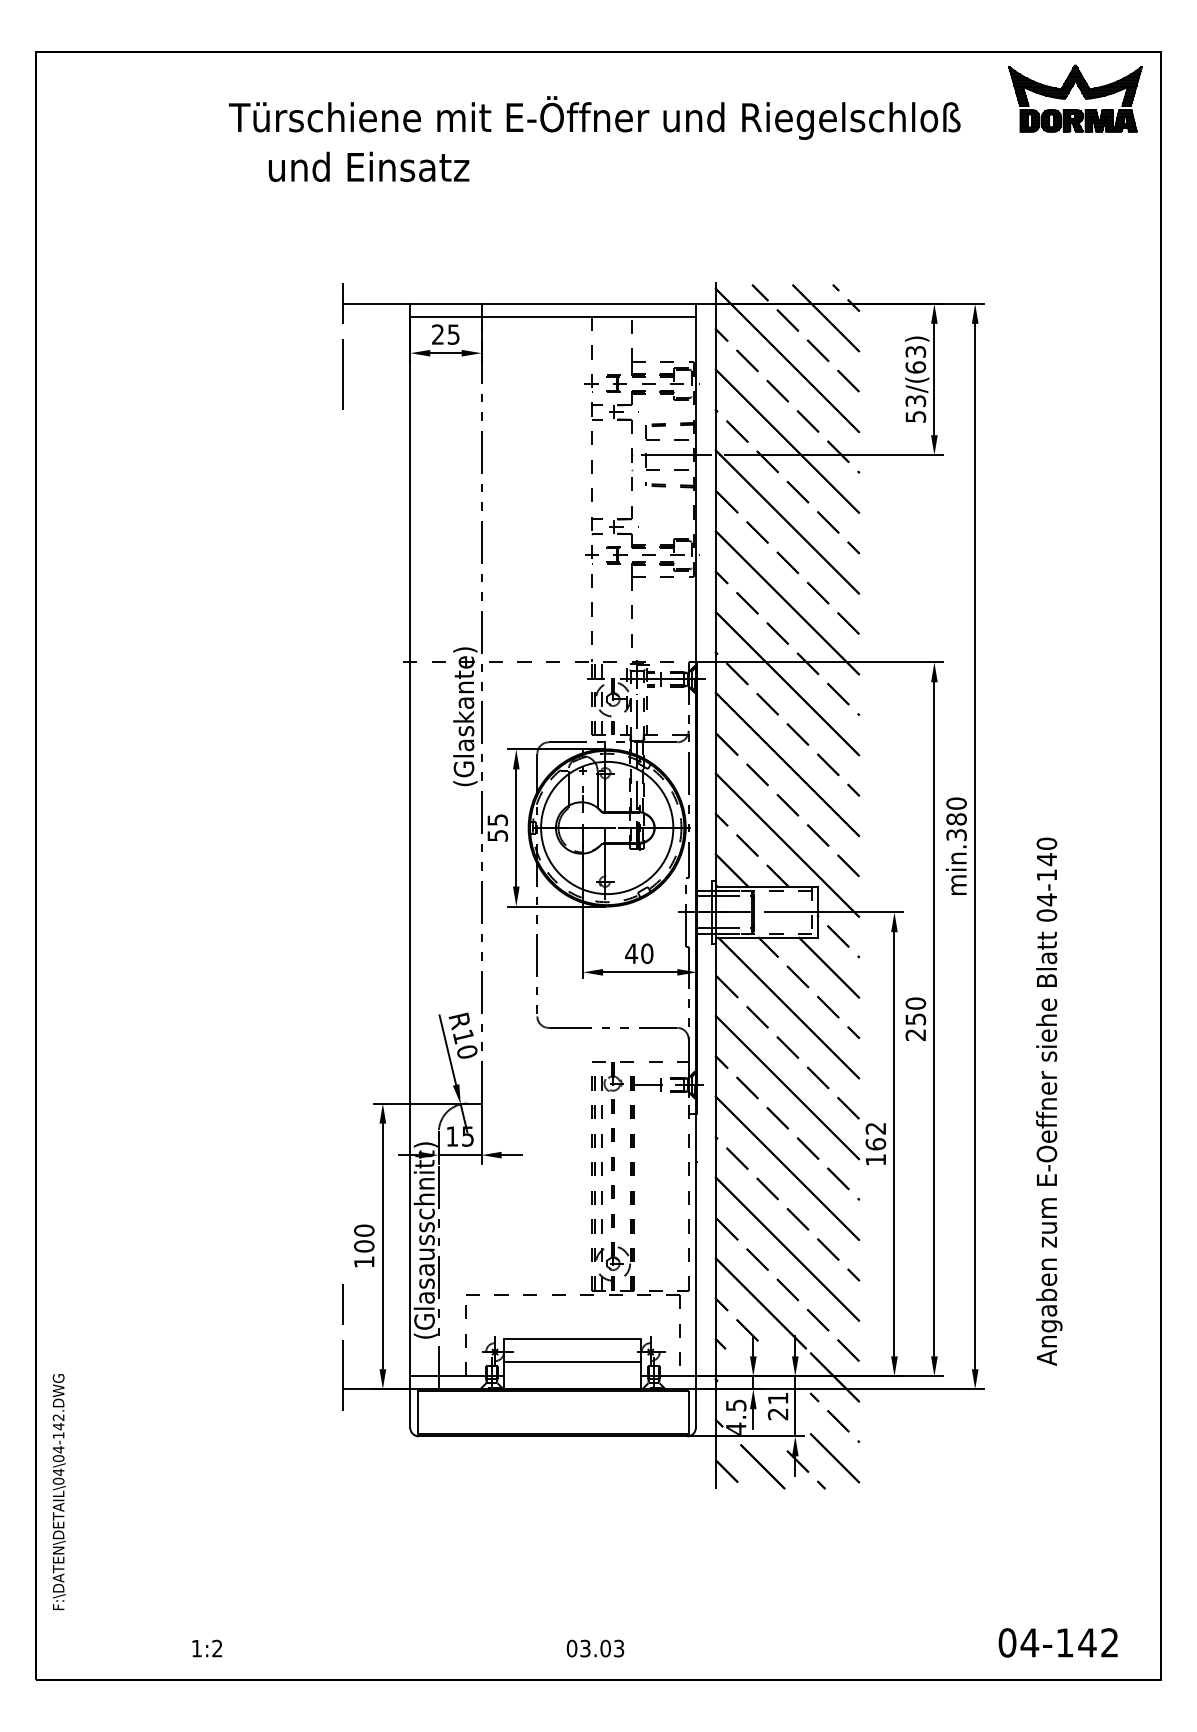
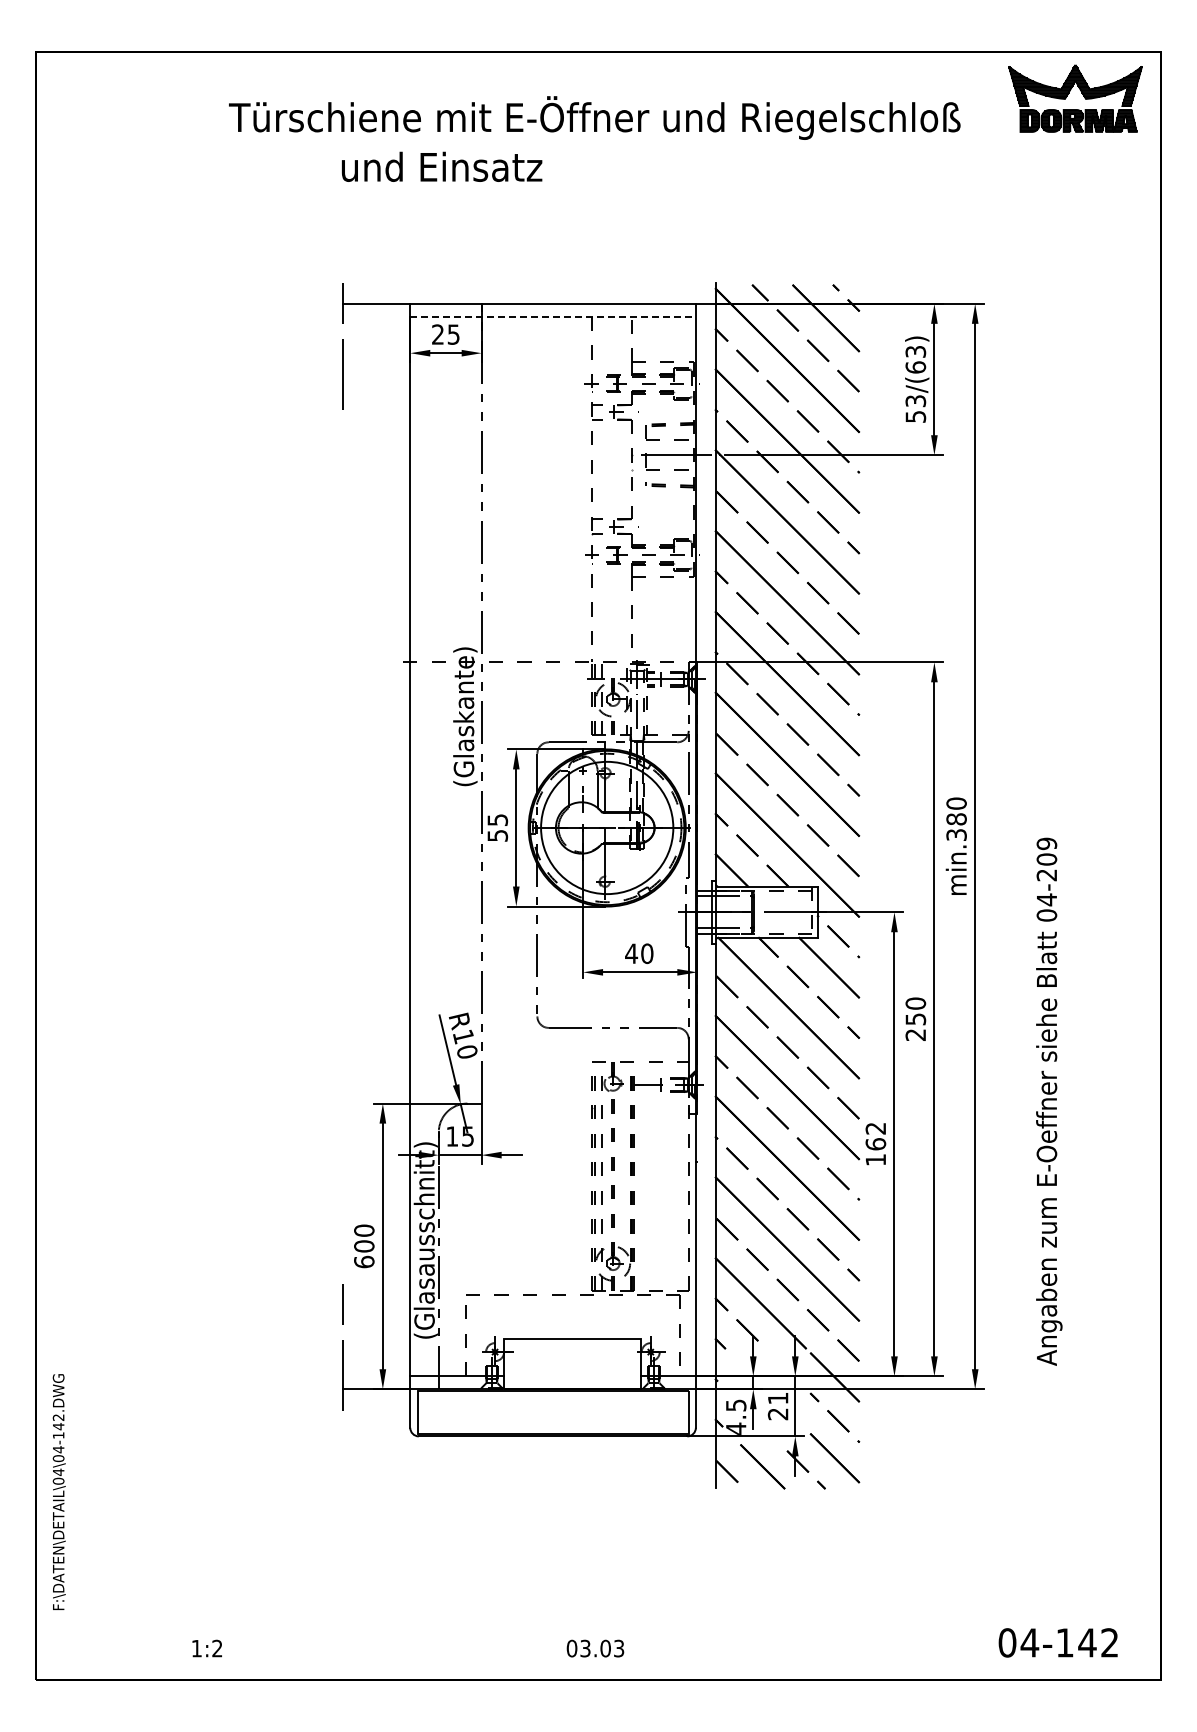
text position: (369, 166) -> (442, 166) (442, 166)
line: solid -> dashed (553, 316)
text: 04-140 -> 04-209 (1046, 859)
text: 100 -> 600 (364, 1261)
line: present -> none (572, 1362)
